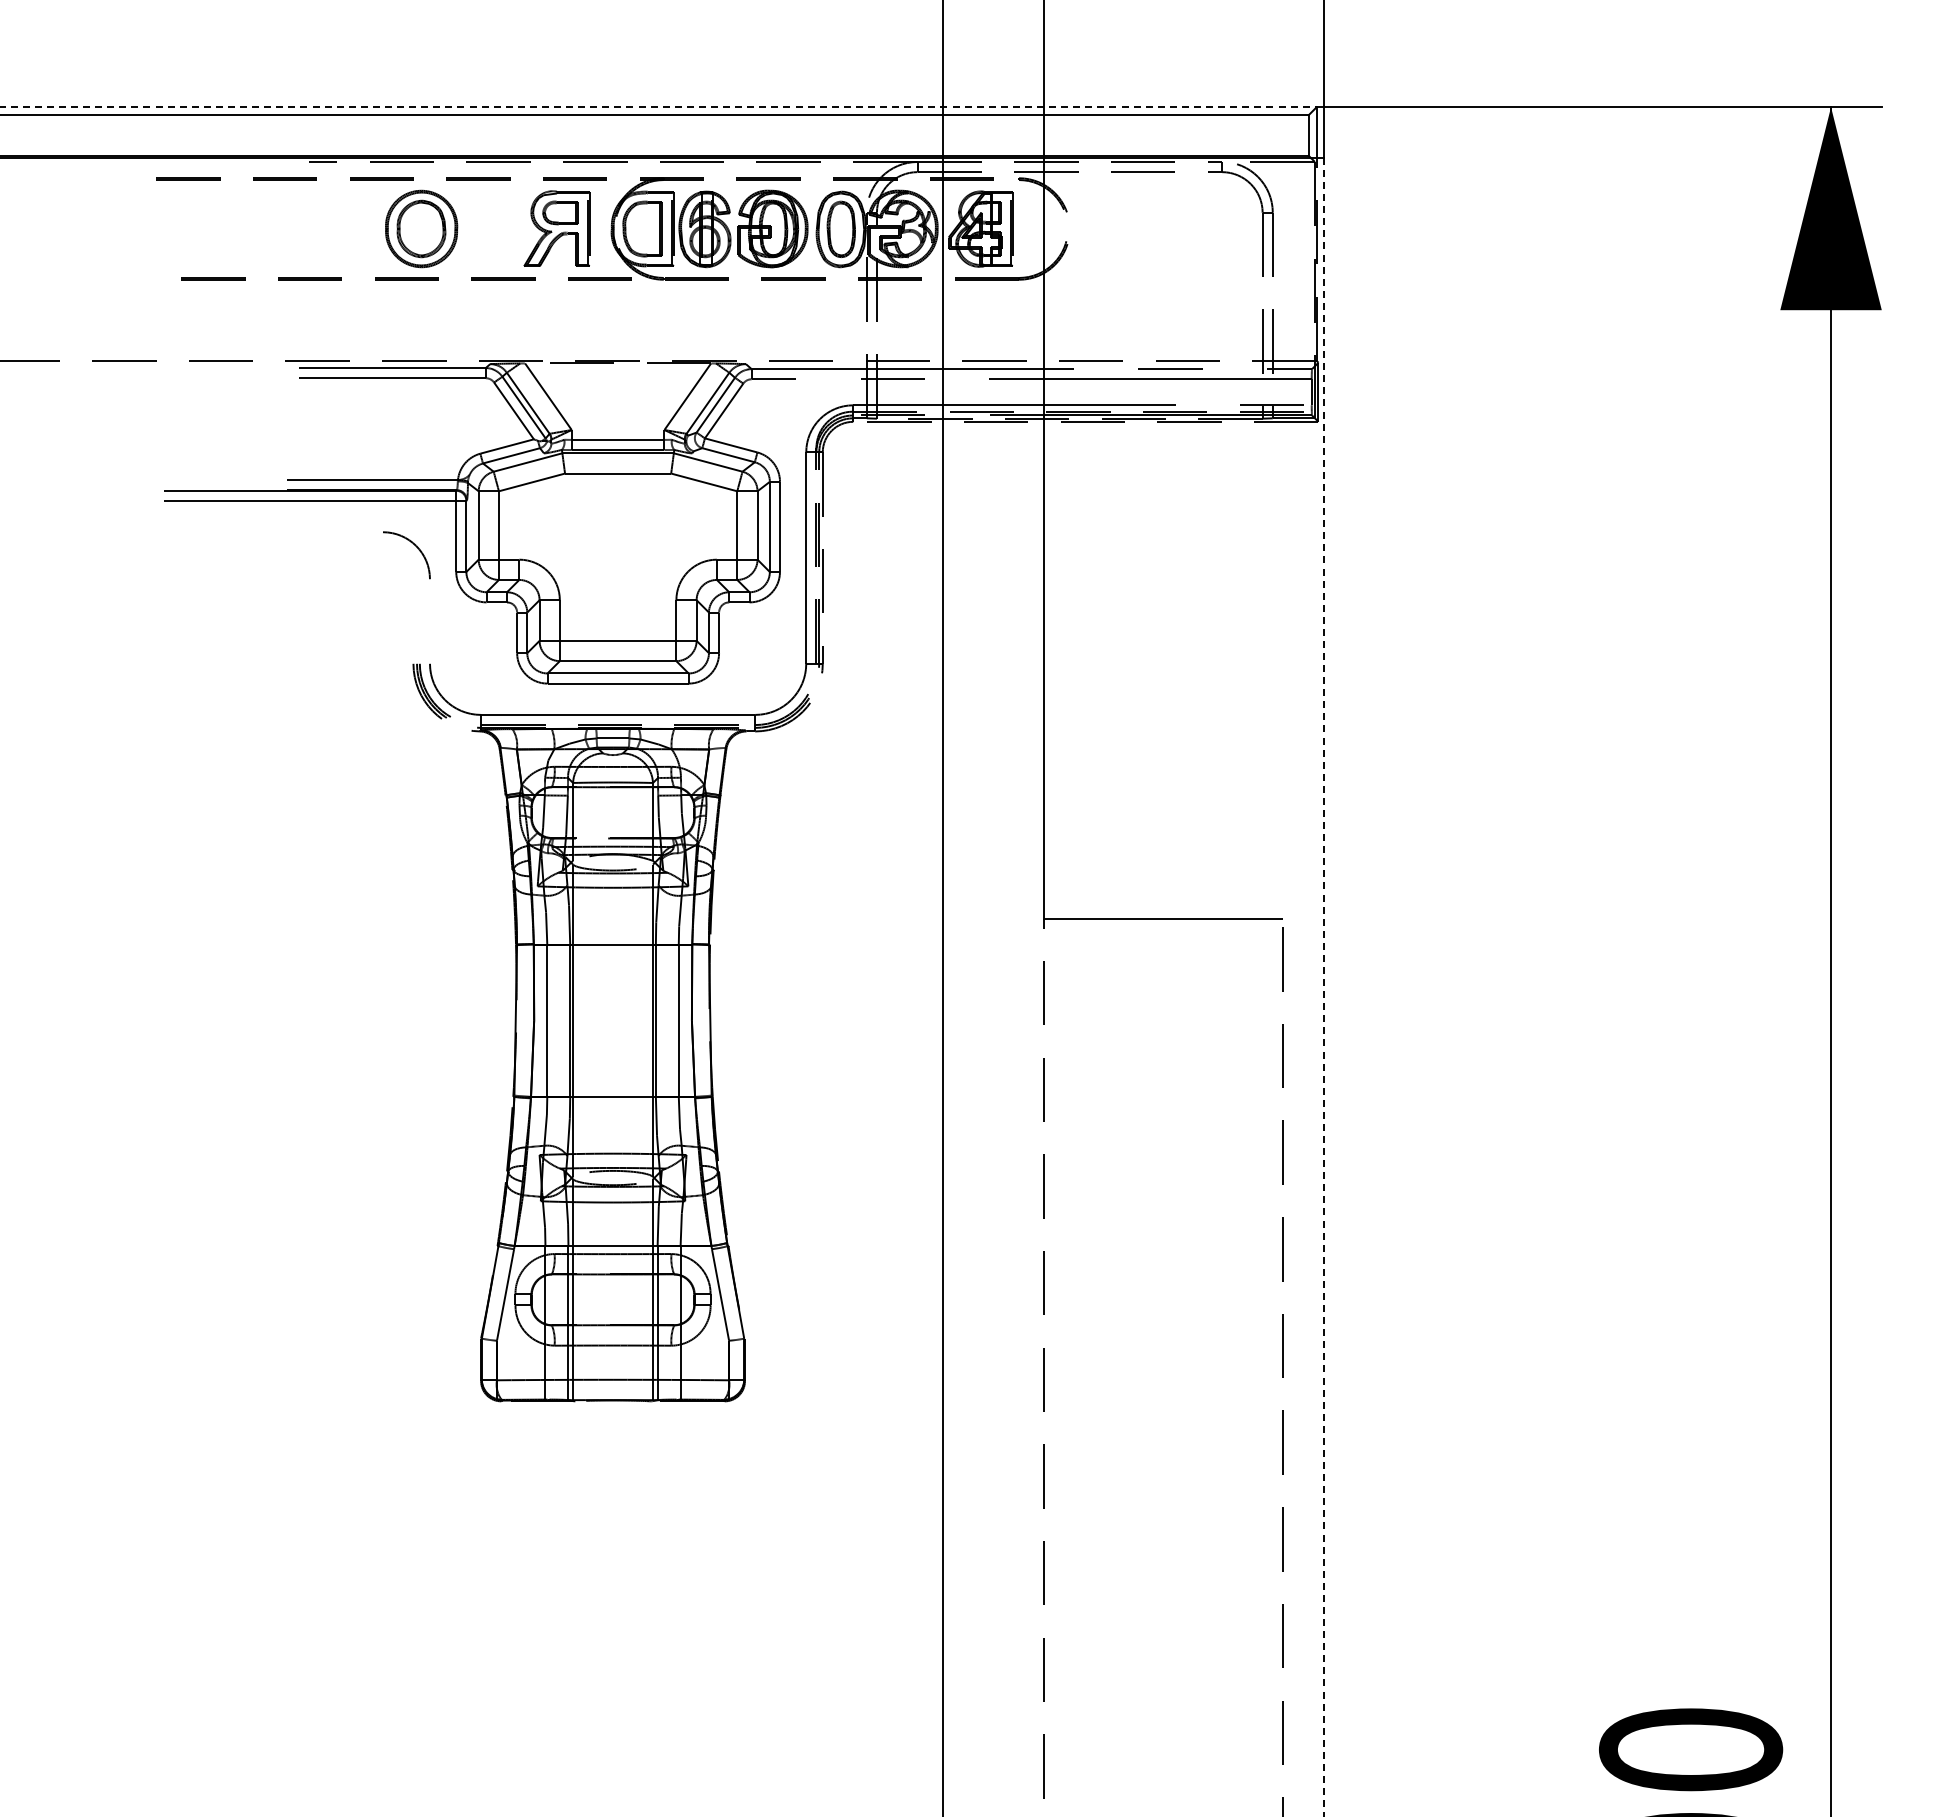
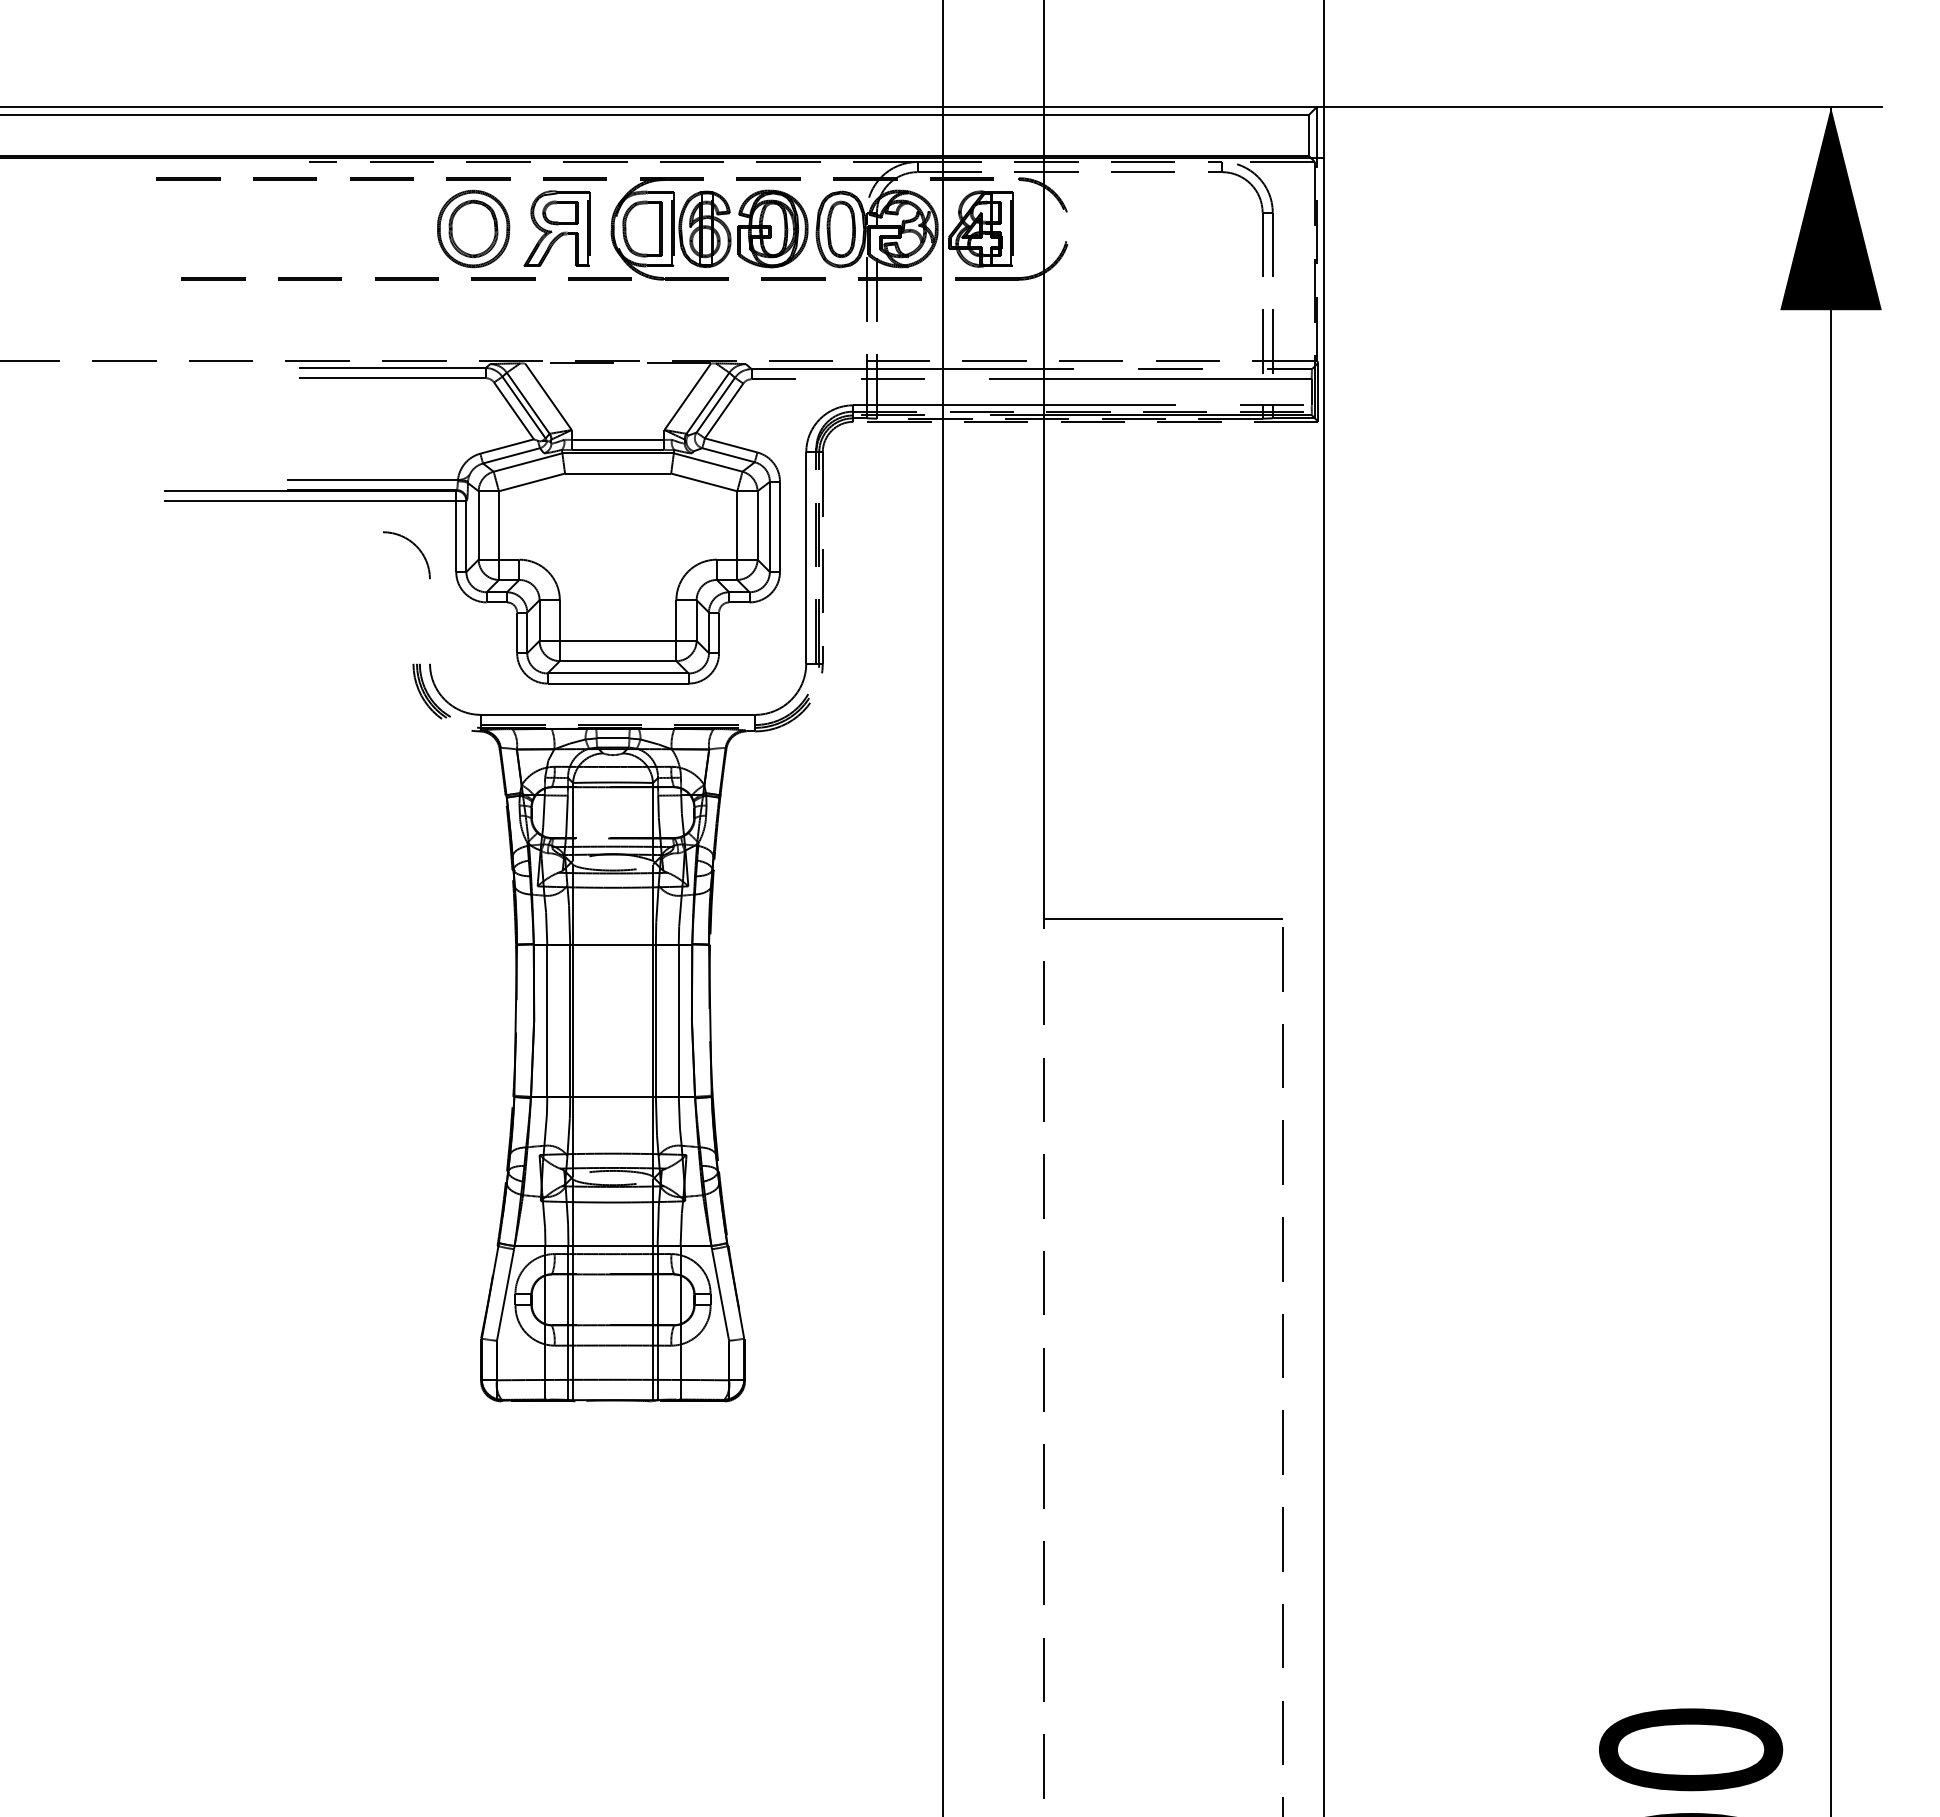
line: dashed -> solid (658, 107)
part position: (421, 228) -> (473, 228) (473, 228)
line: dashed -> solid (1323, 987)
